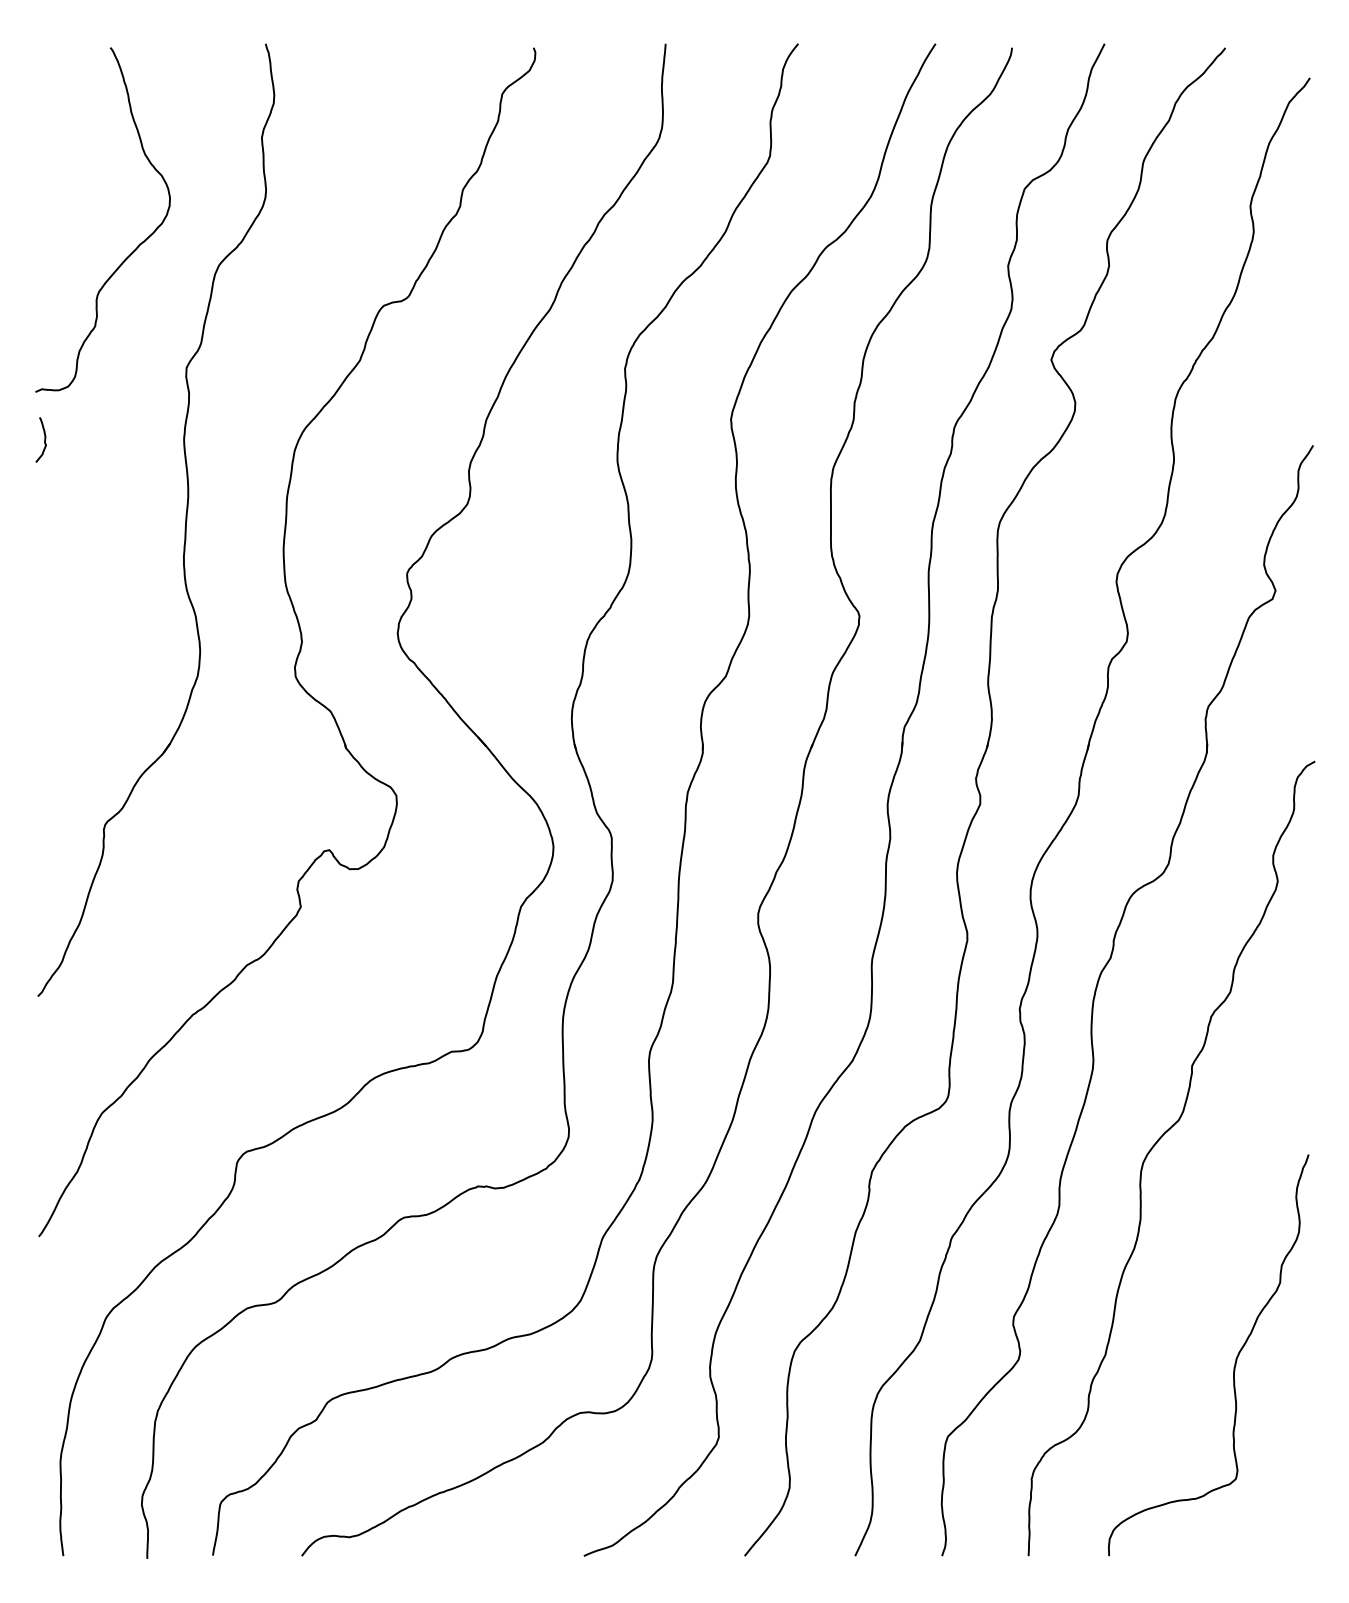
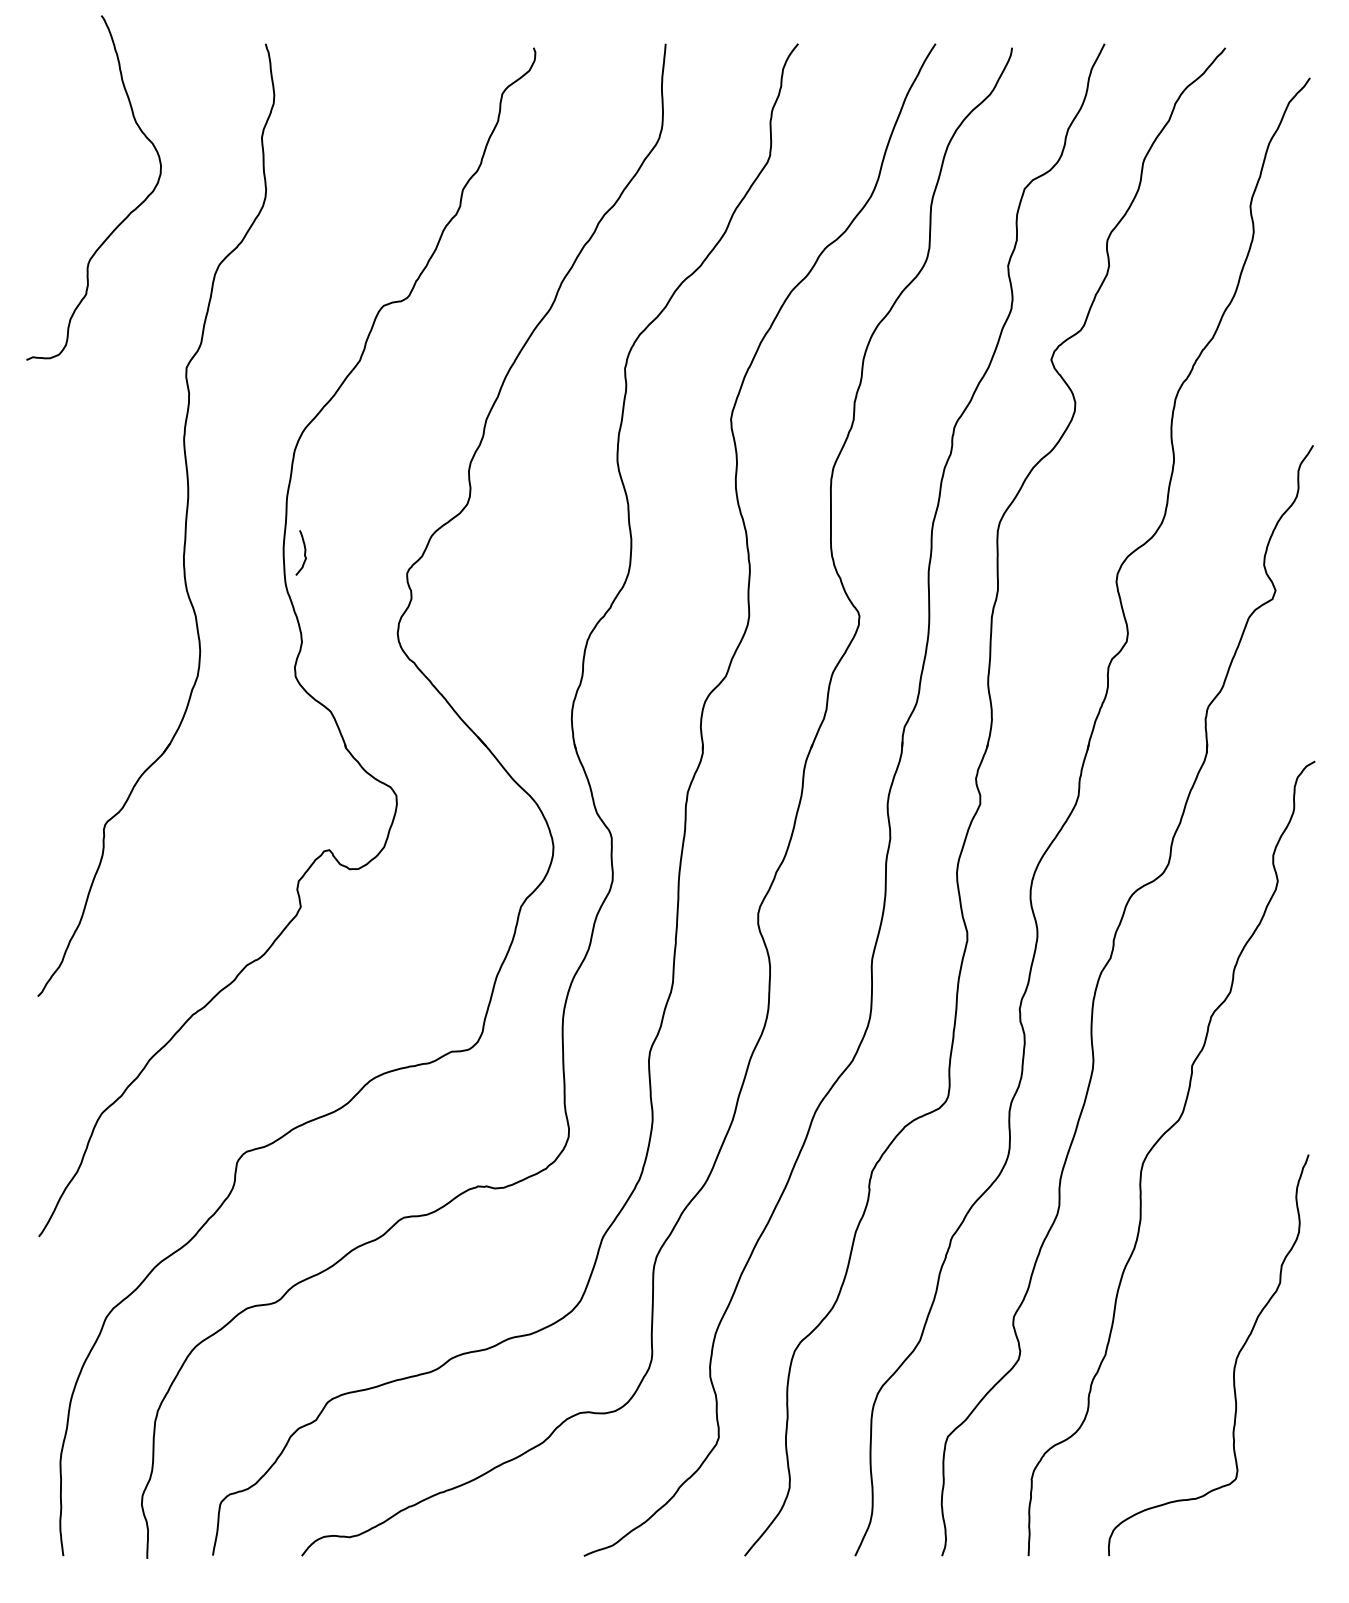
curve position: (138, 244) -> (129, 212) (129, 212)
curve position: (44, 439) -> (304, 552) (304, 552)
